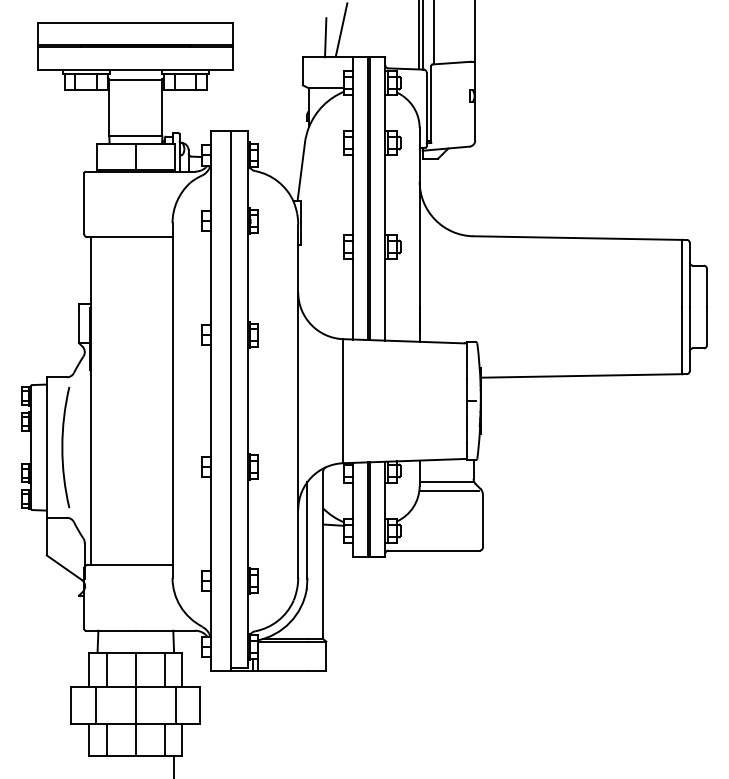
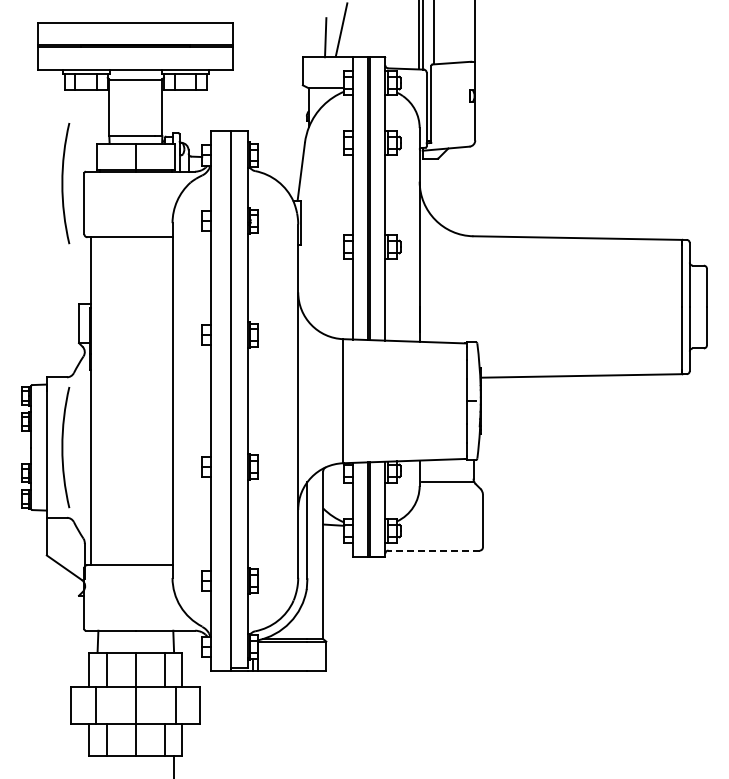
arc: none -> present (63, 183)
line: present -> none (450, 491)
line: solid -> dashed (434, 550)
